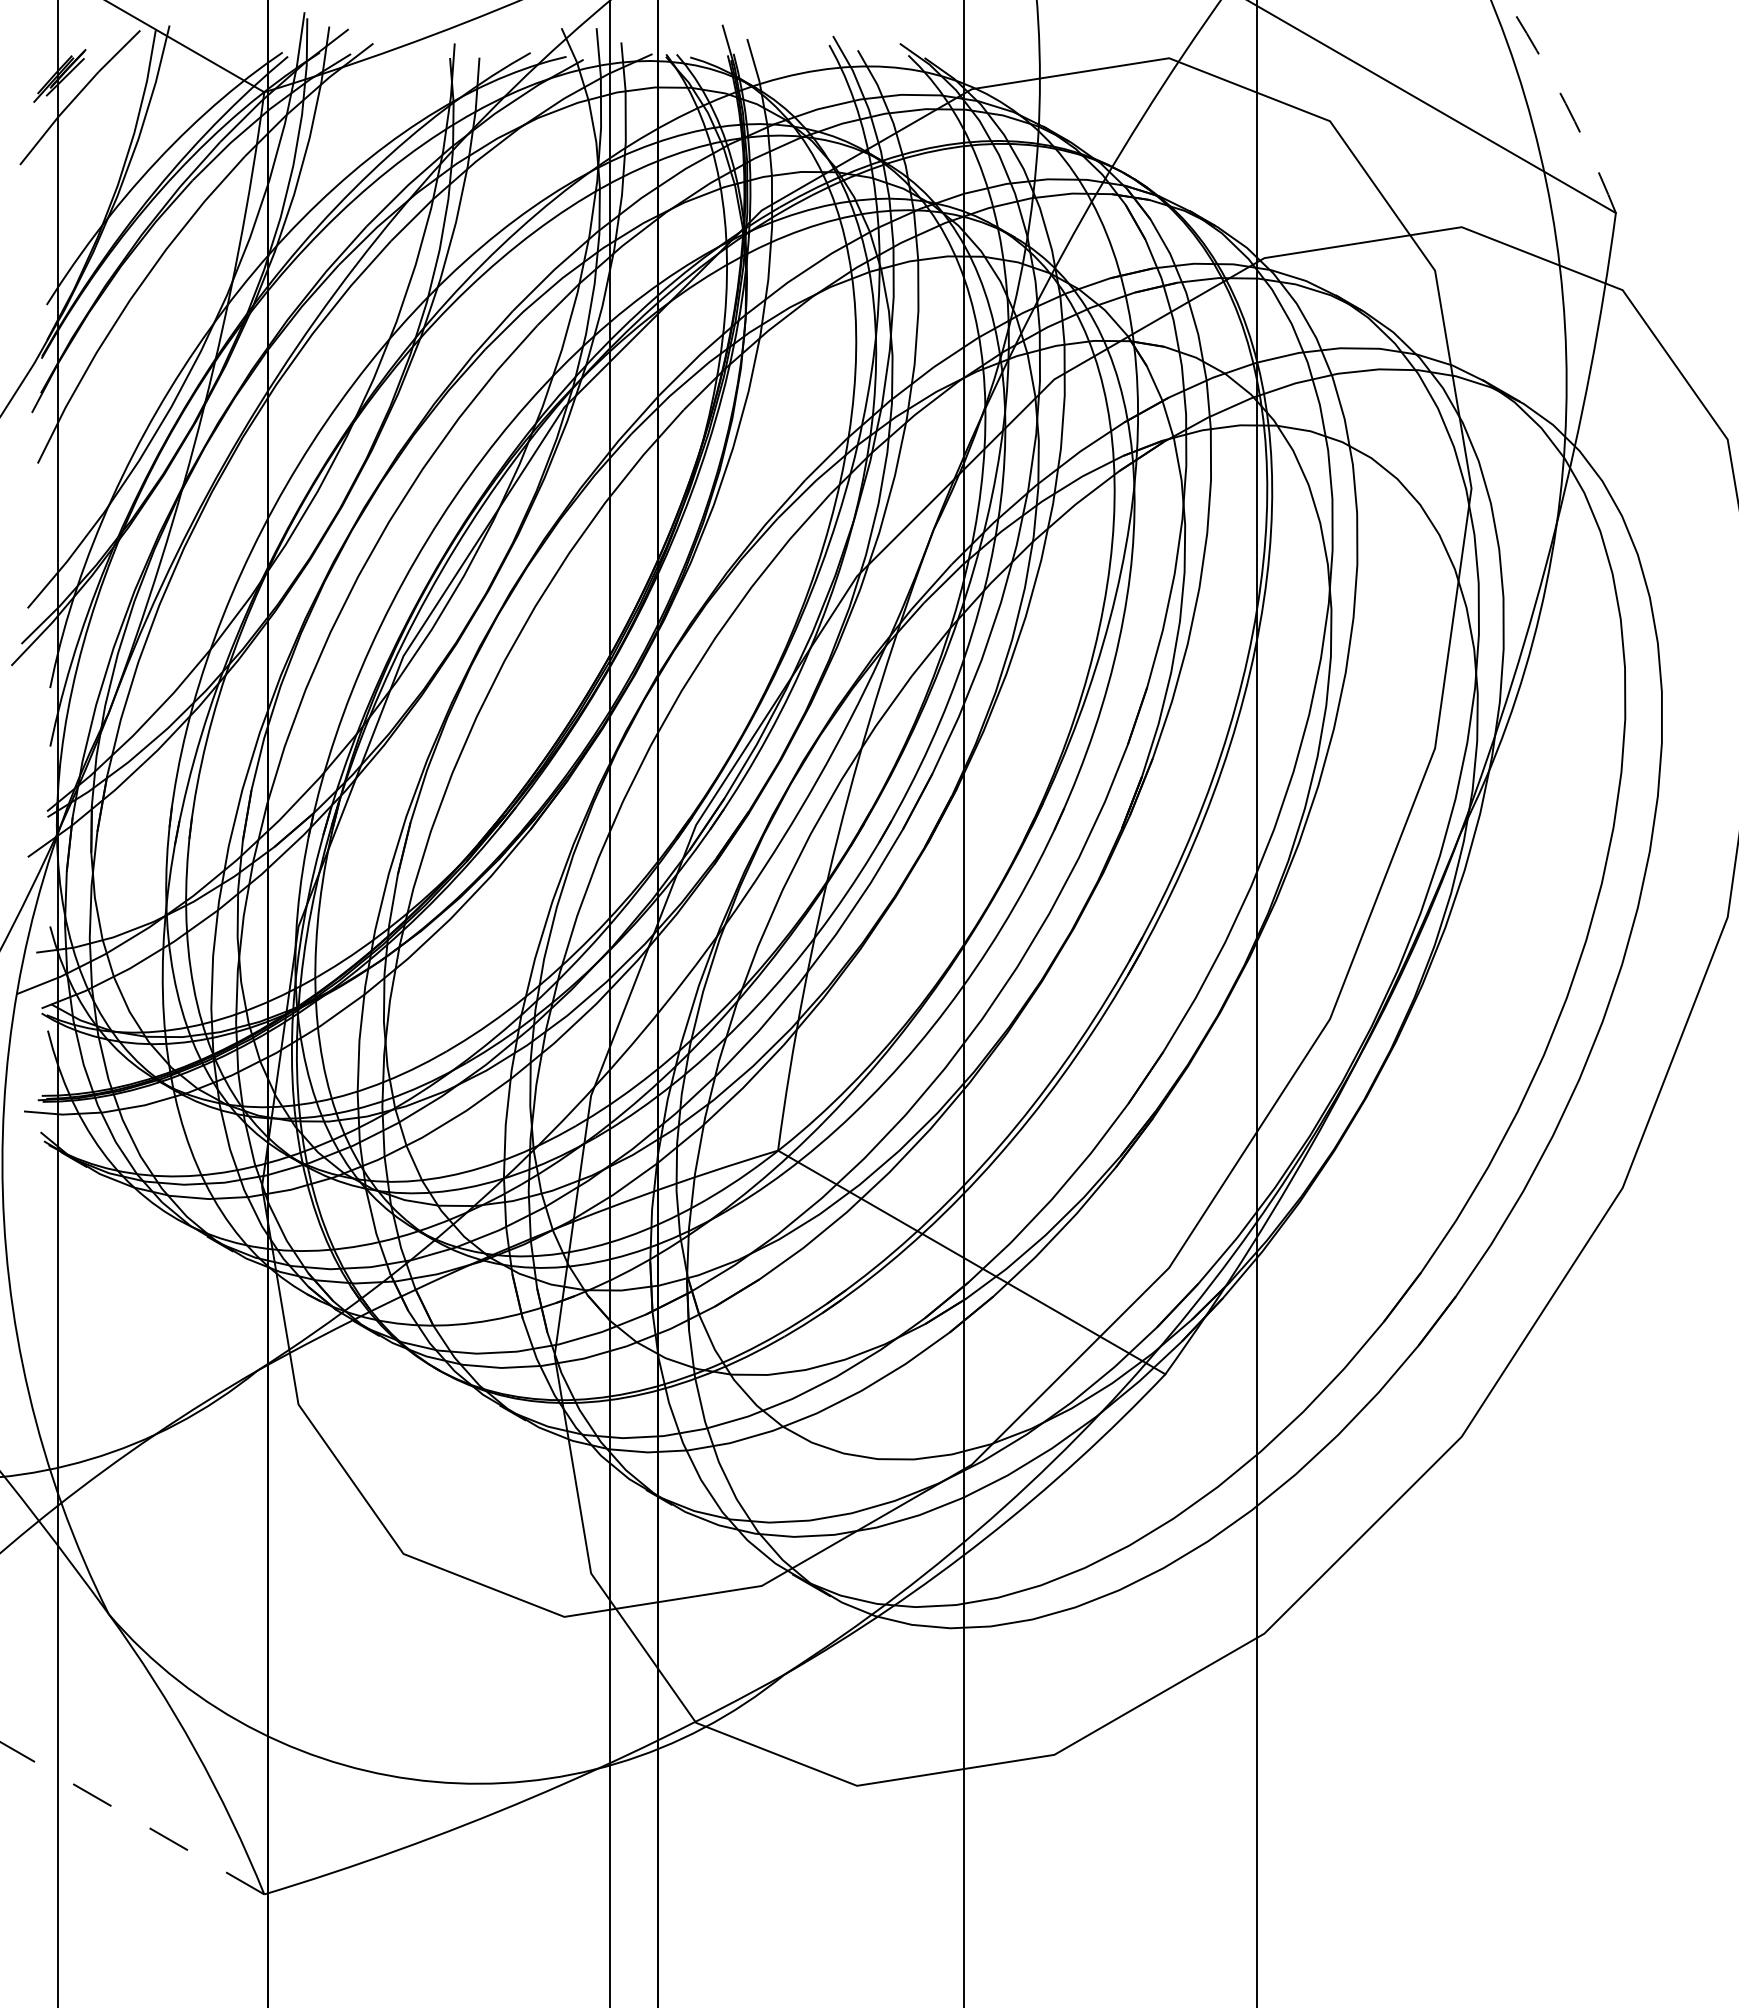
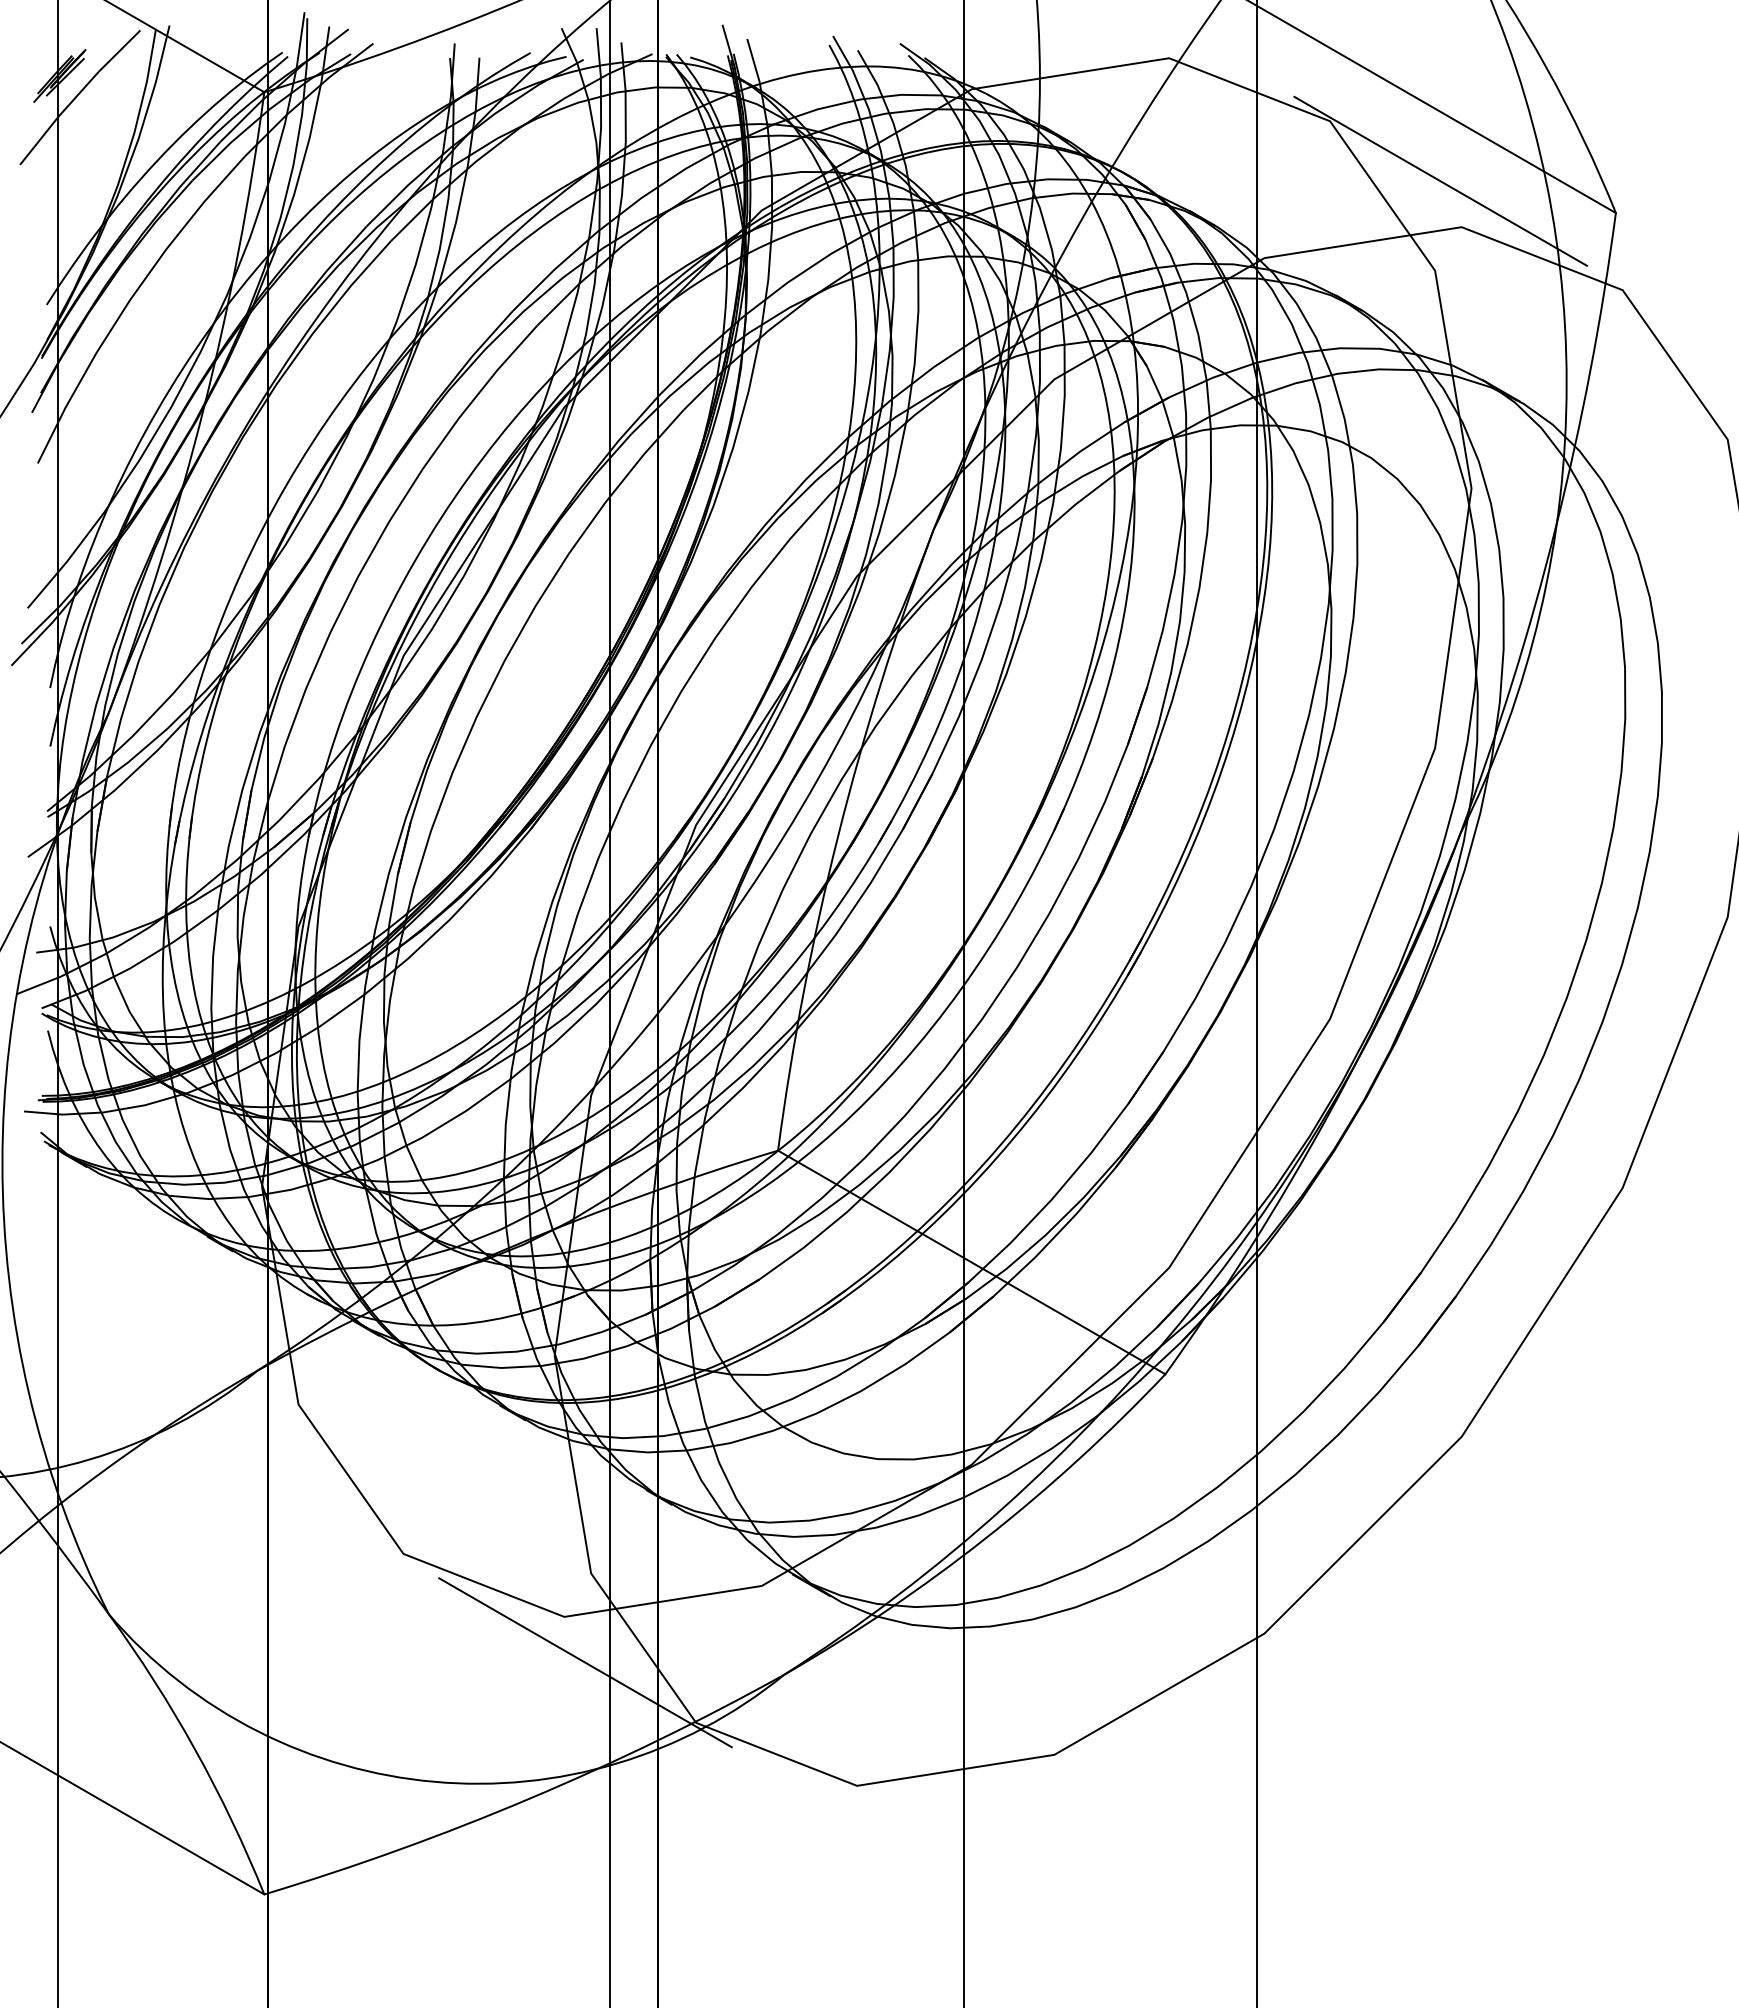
arc: dashed -> solid (1565, 103)
line: none -> present (1440, 180)
line: none -> present (585, 1662)
line: dashed -> solid (132, 1818)
